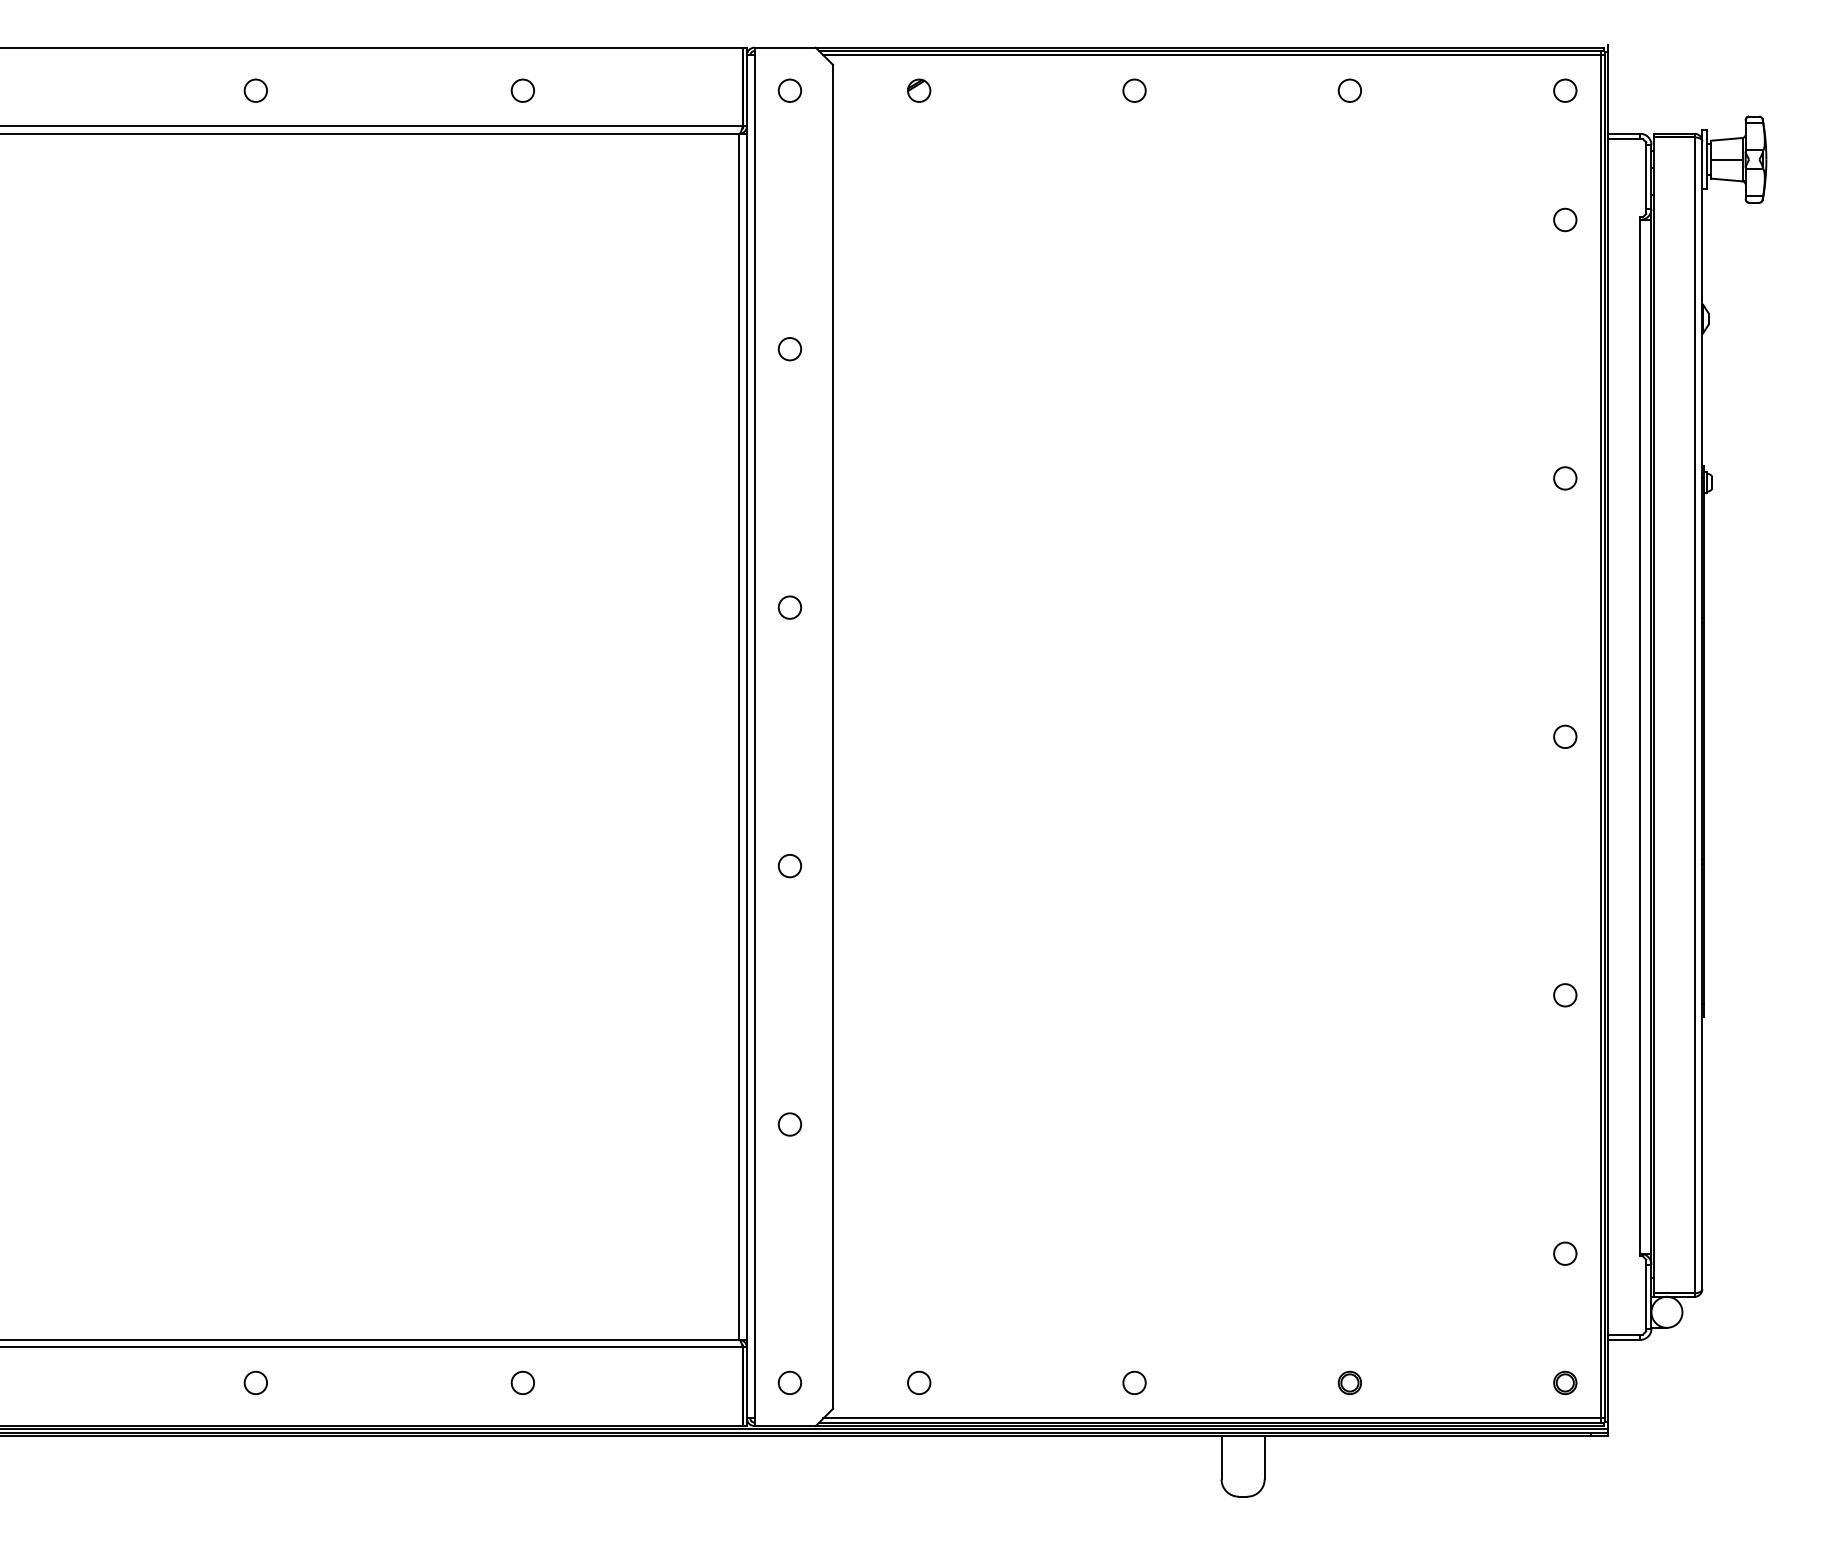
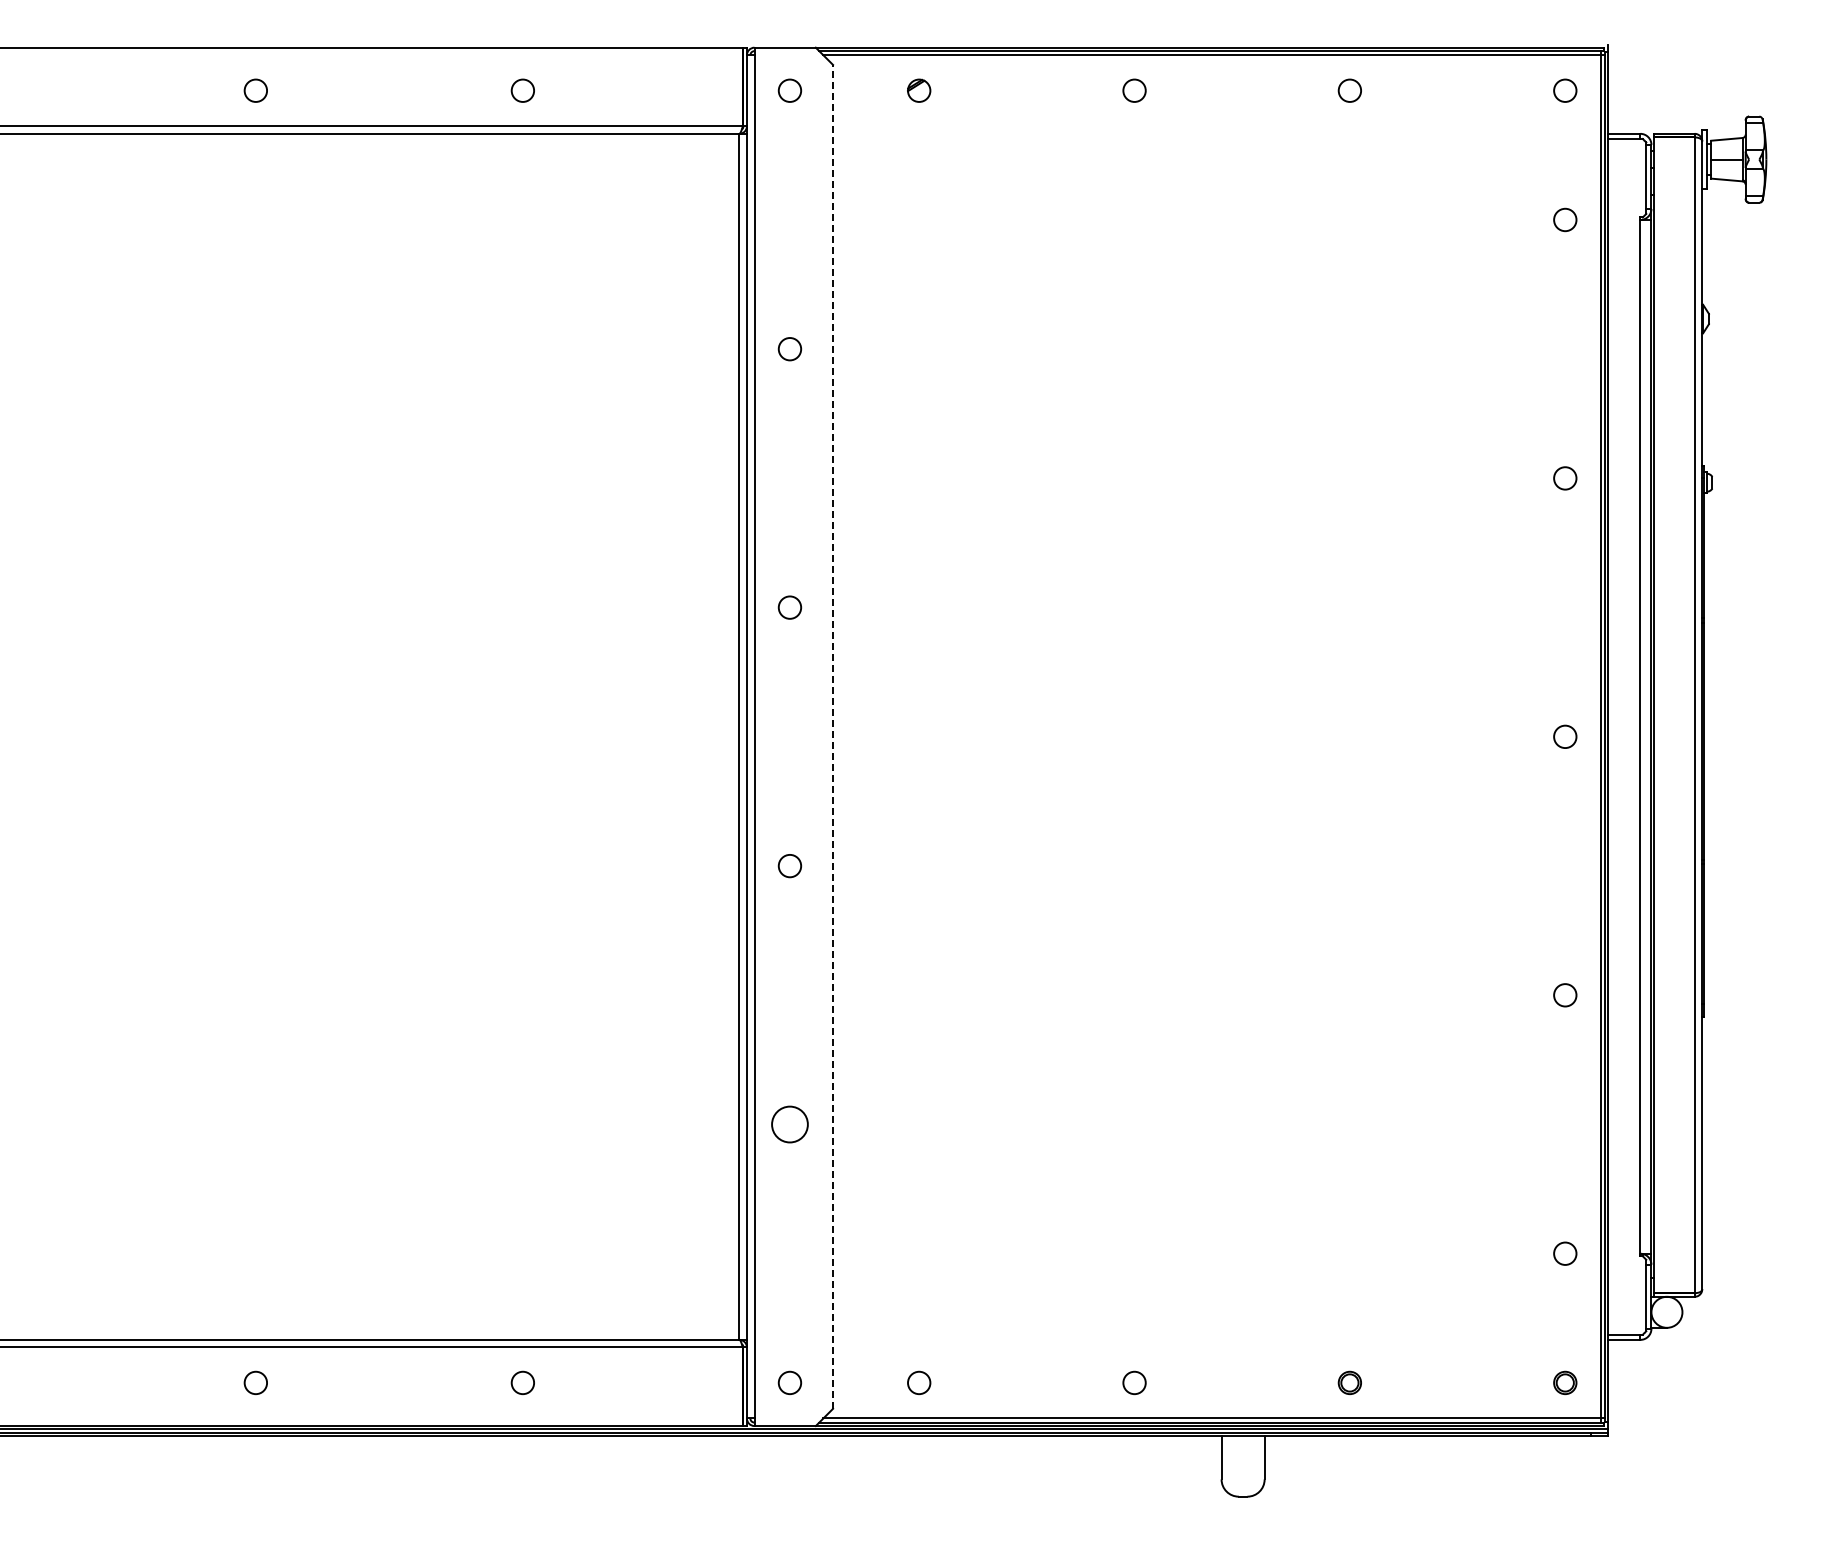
line: solid -> dashed (833, 736)
circle size: 26x25 px -> 38x39 px (789, 1124)
